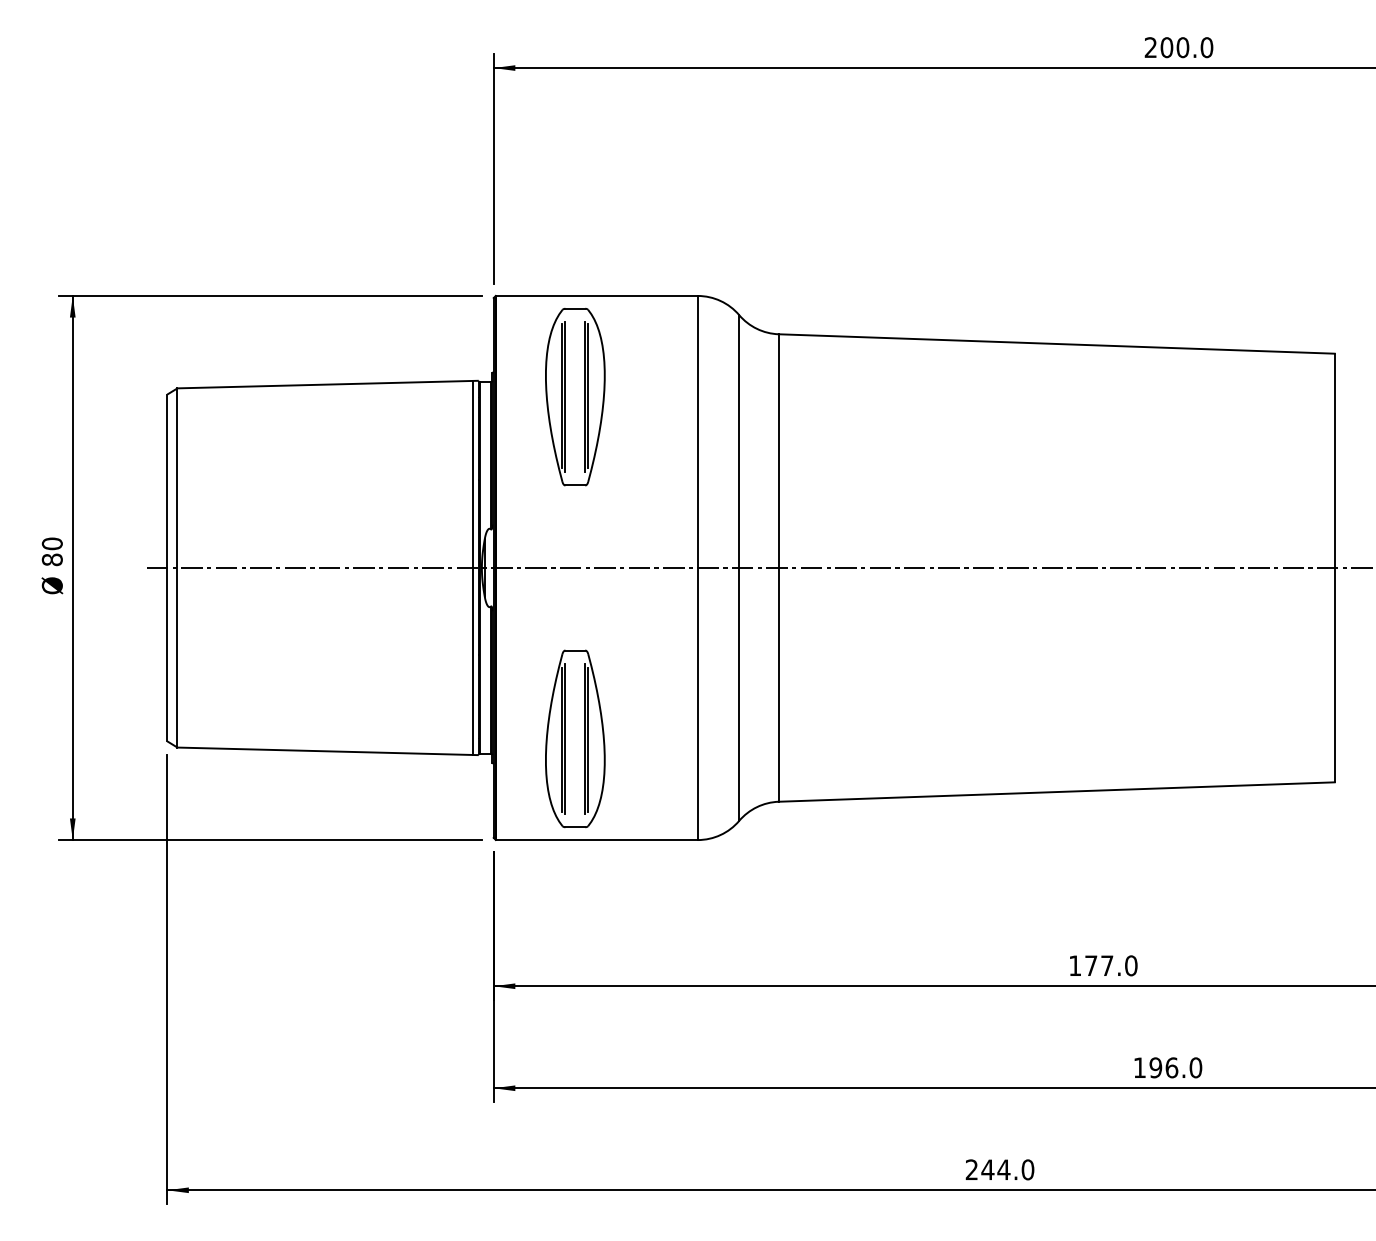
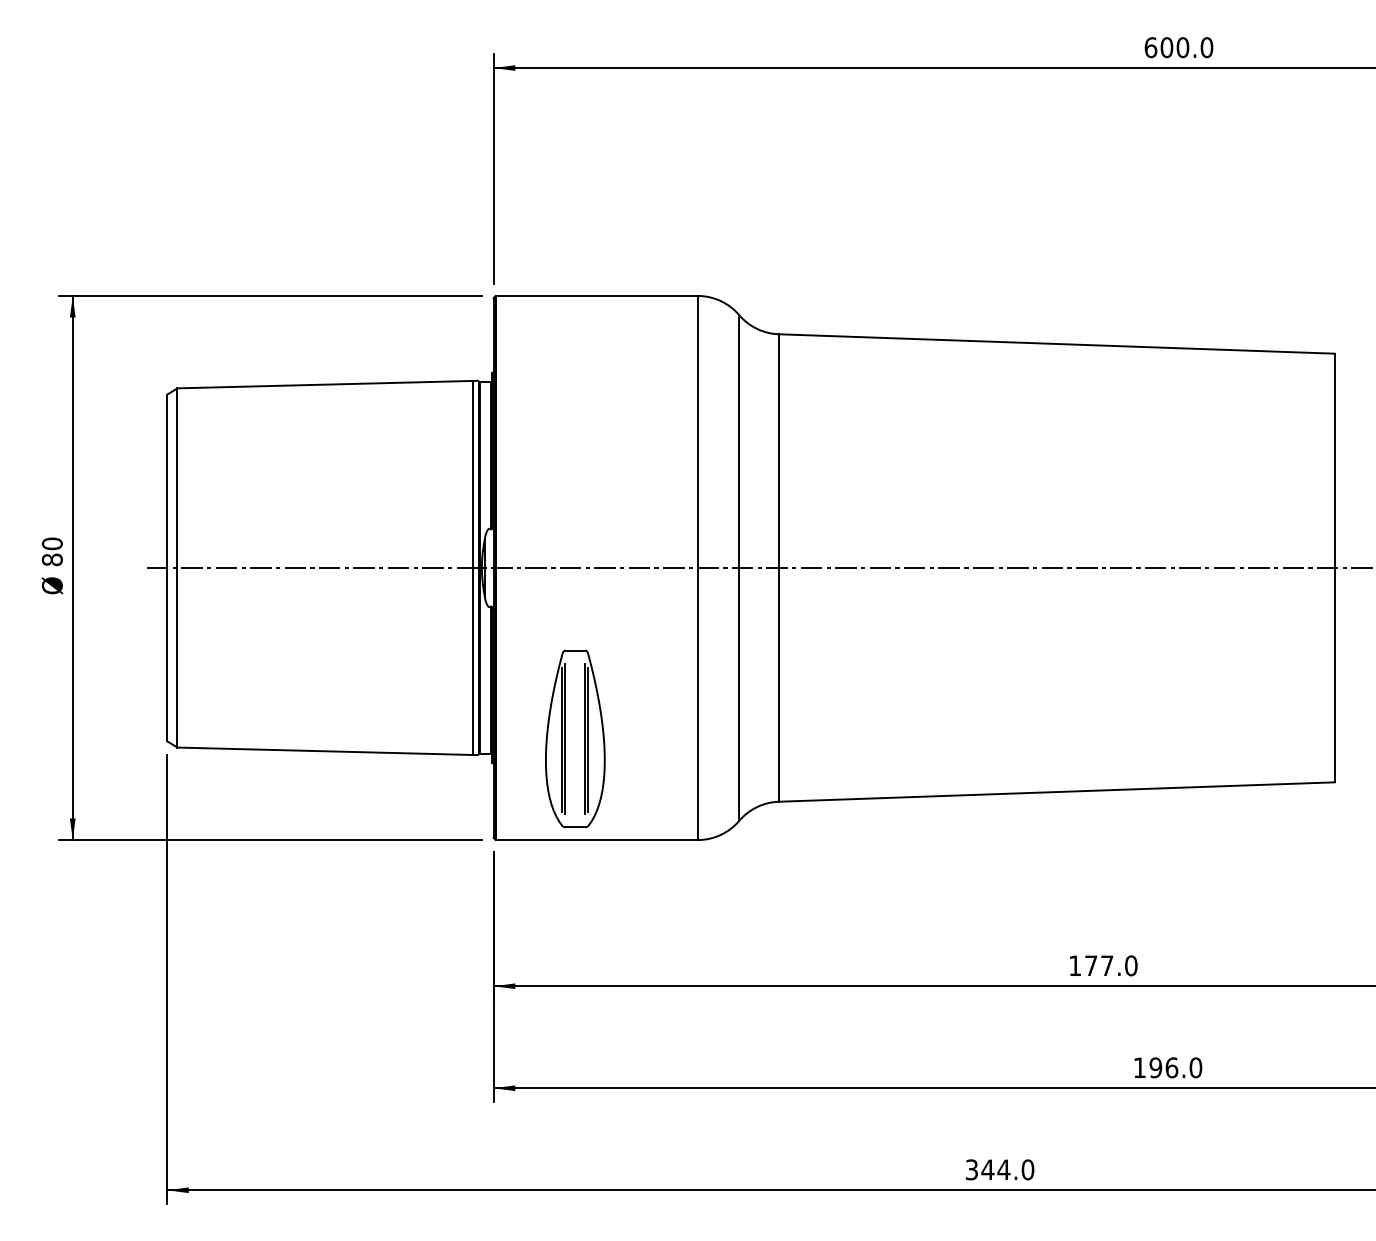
text: 200.0 -> 600.0 (1150, 47)
part: present -> none (575, 397)
text: 244.0 -> 344.0 (971, 1169)
